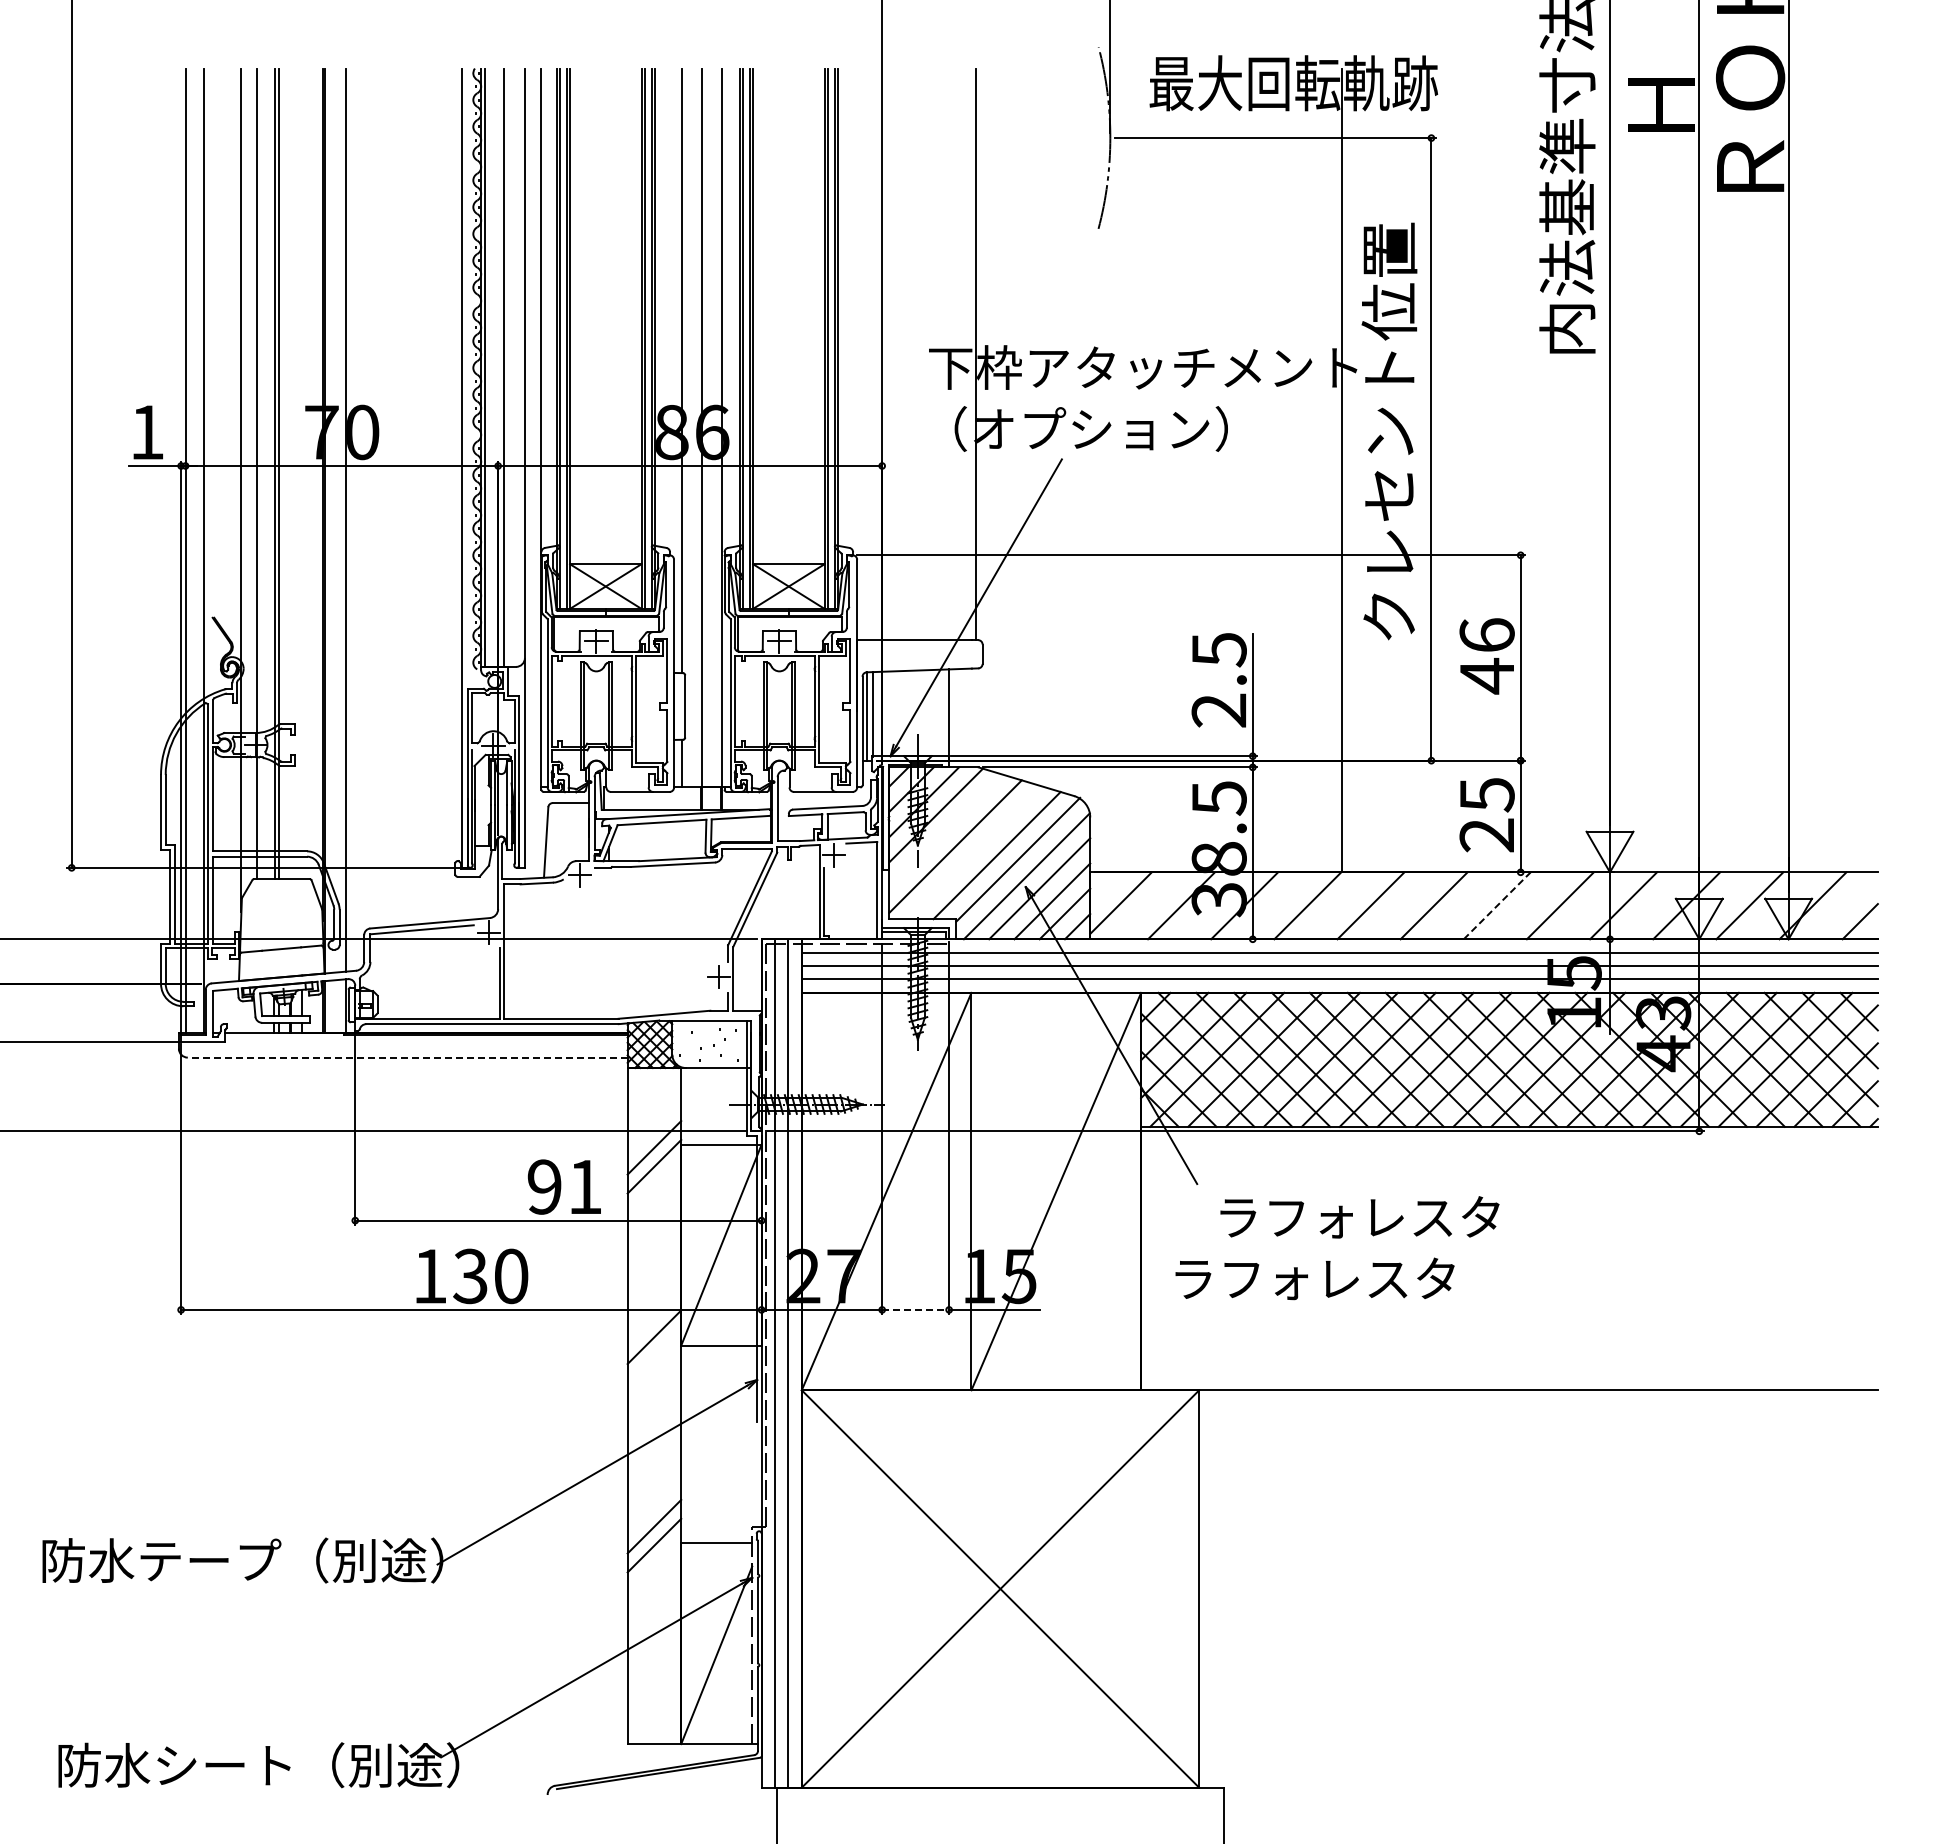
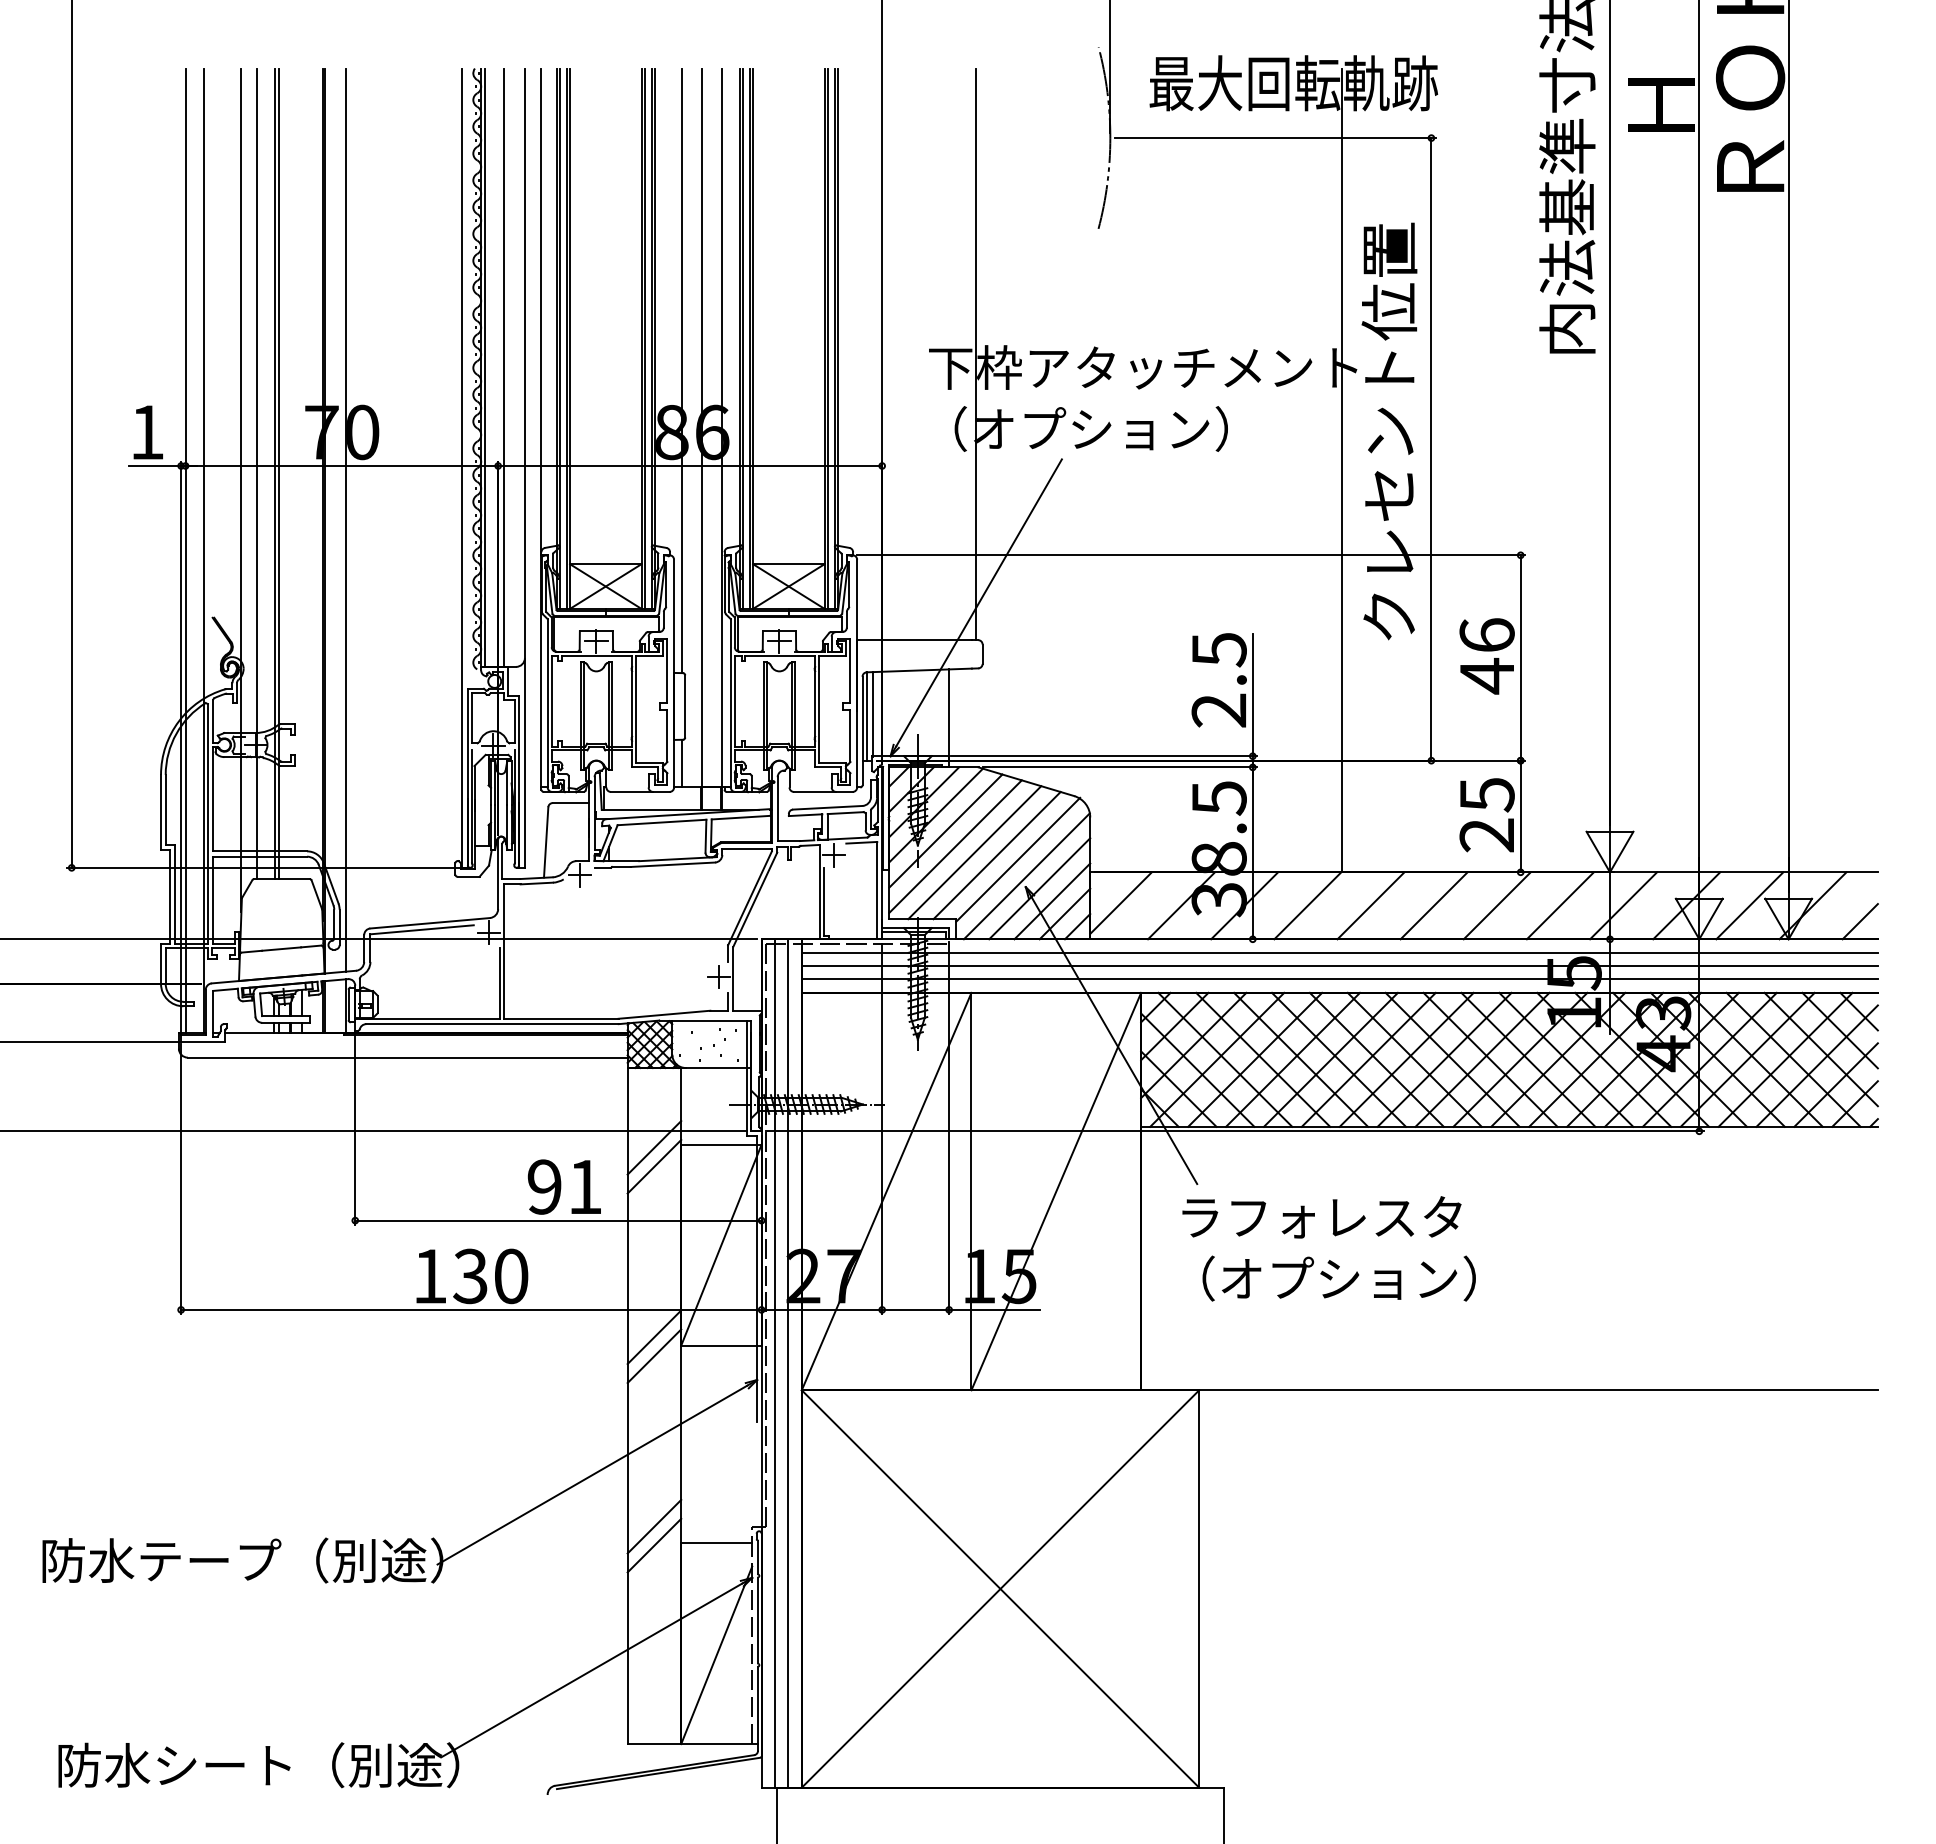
line: none -> present (945, 830)
line: none -> present (974, 852)
line: dashed -> solid (1497, 905)
line: dashed -> solid (407, 1057)
text position: (1359, 1217) -> (1321, 1217) (1321, 1217)
text: ラフォレスタ -> （オプション） (1325, 1278)
line: dashed -> solid (916, 1309)
line: none -> present (654, 1356)
